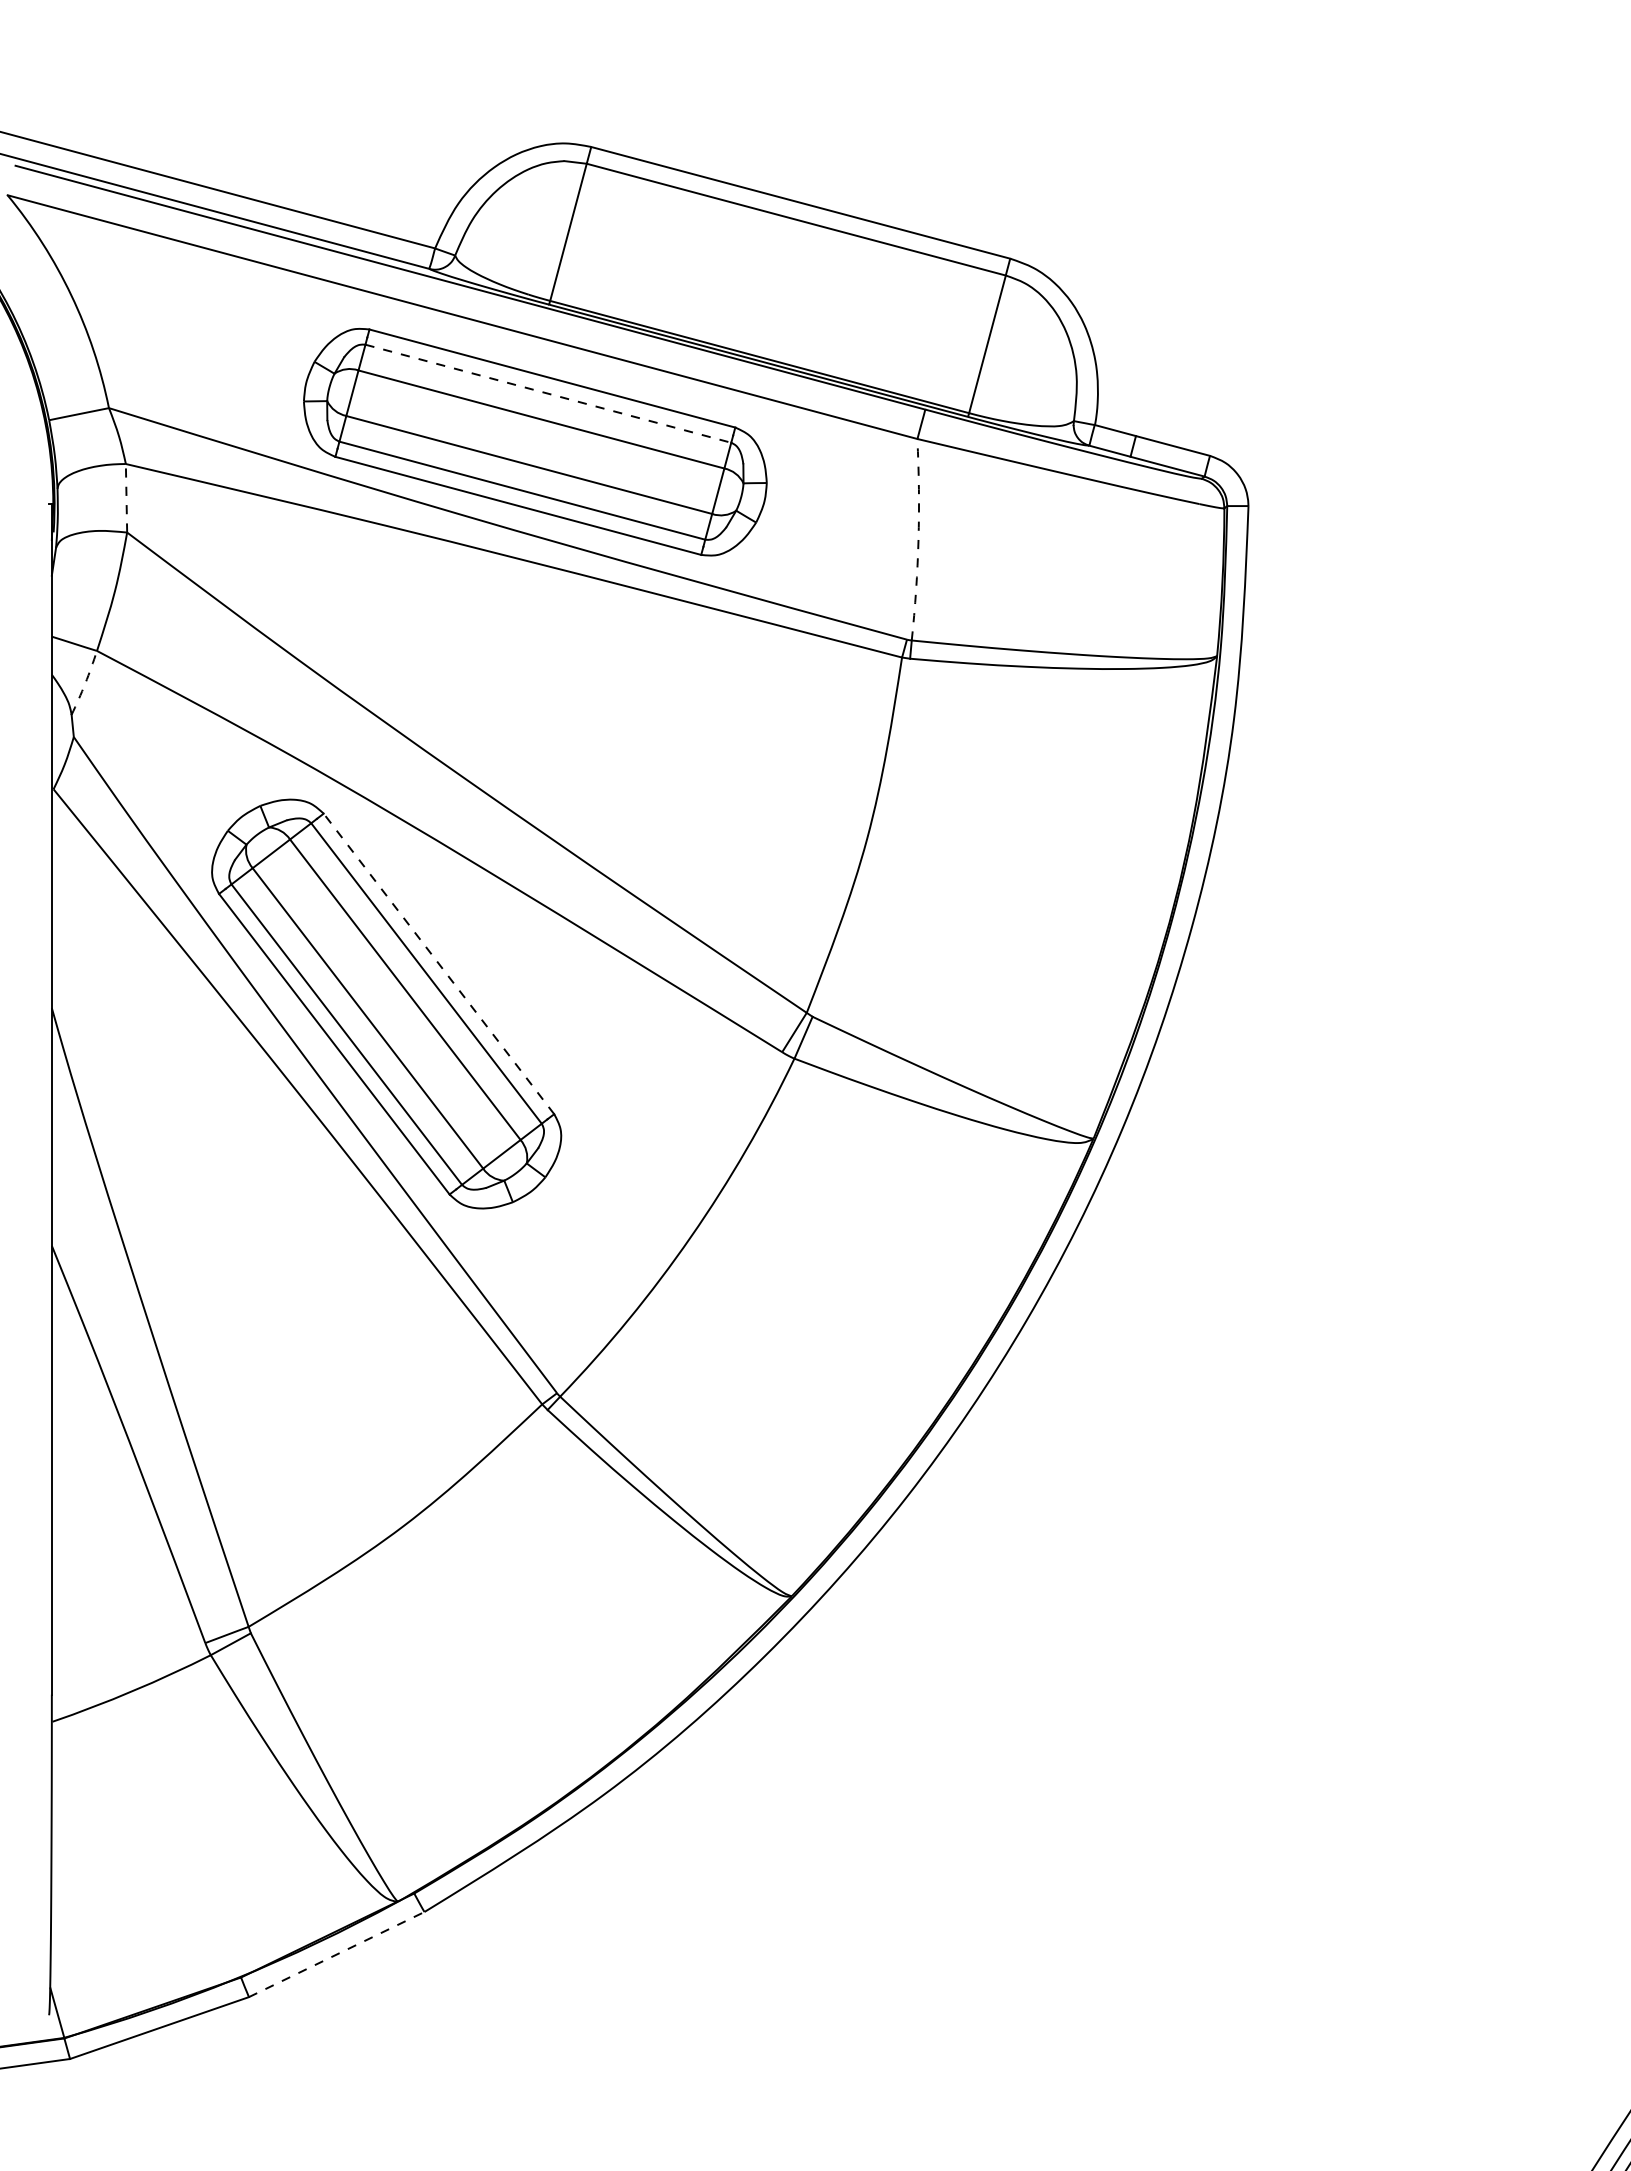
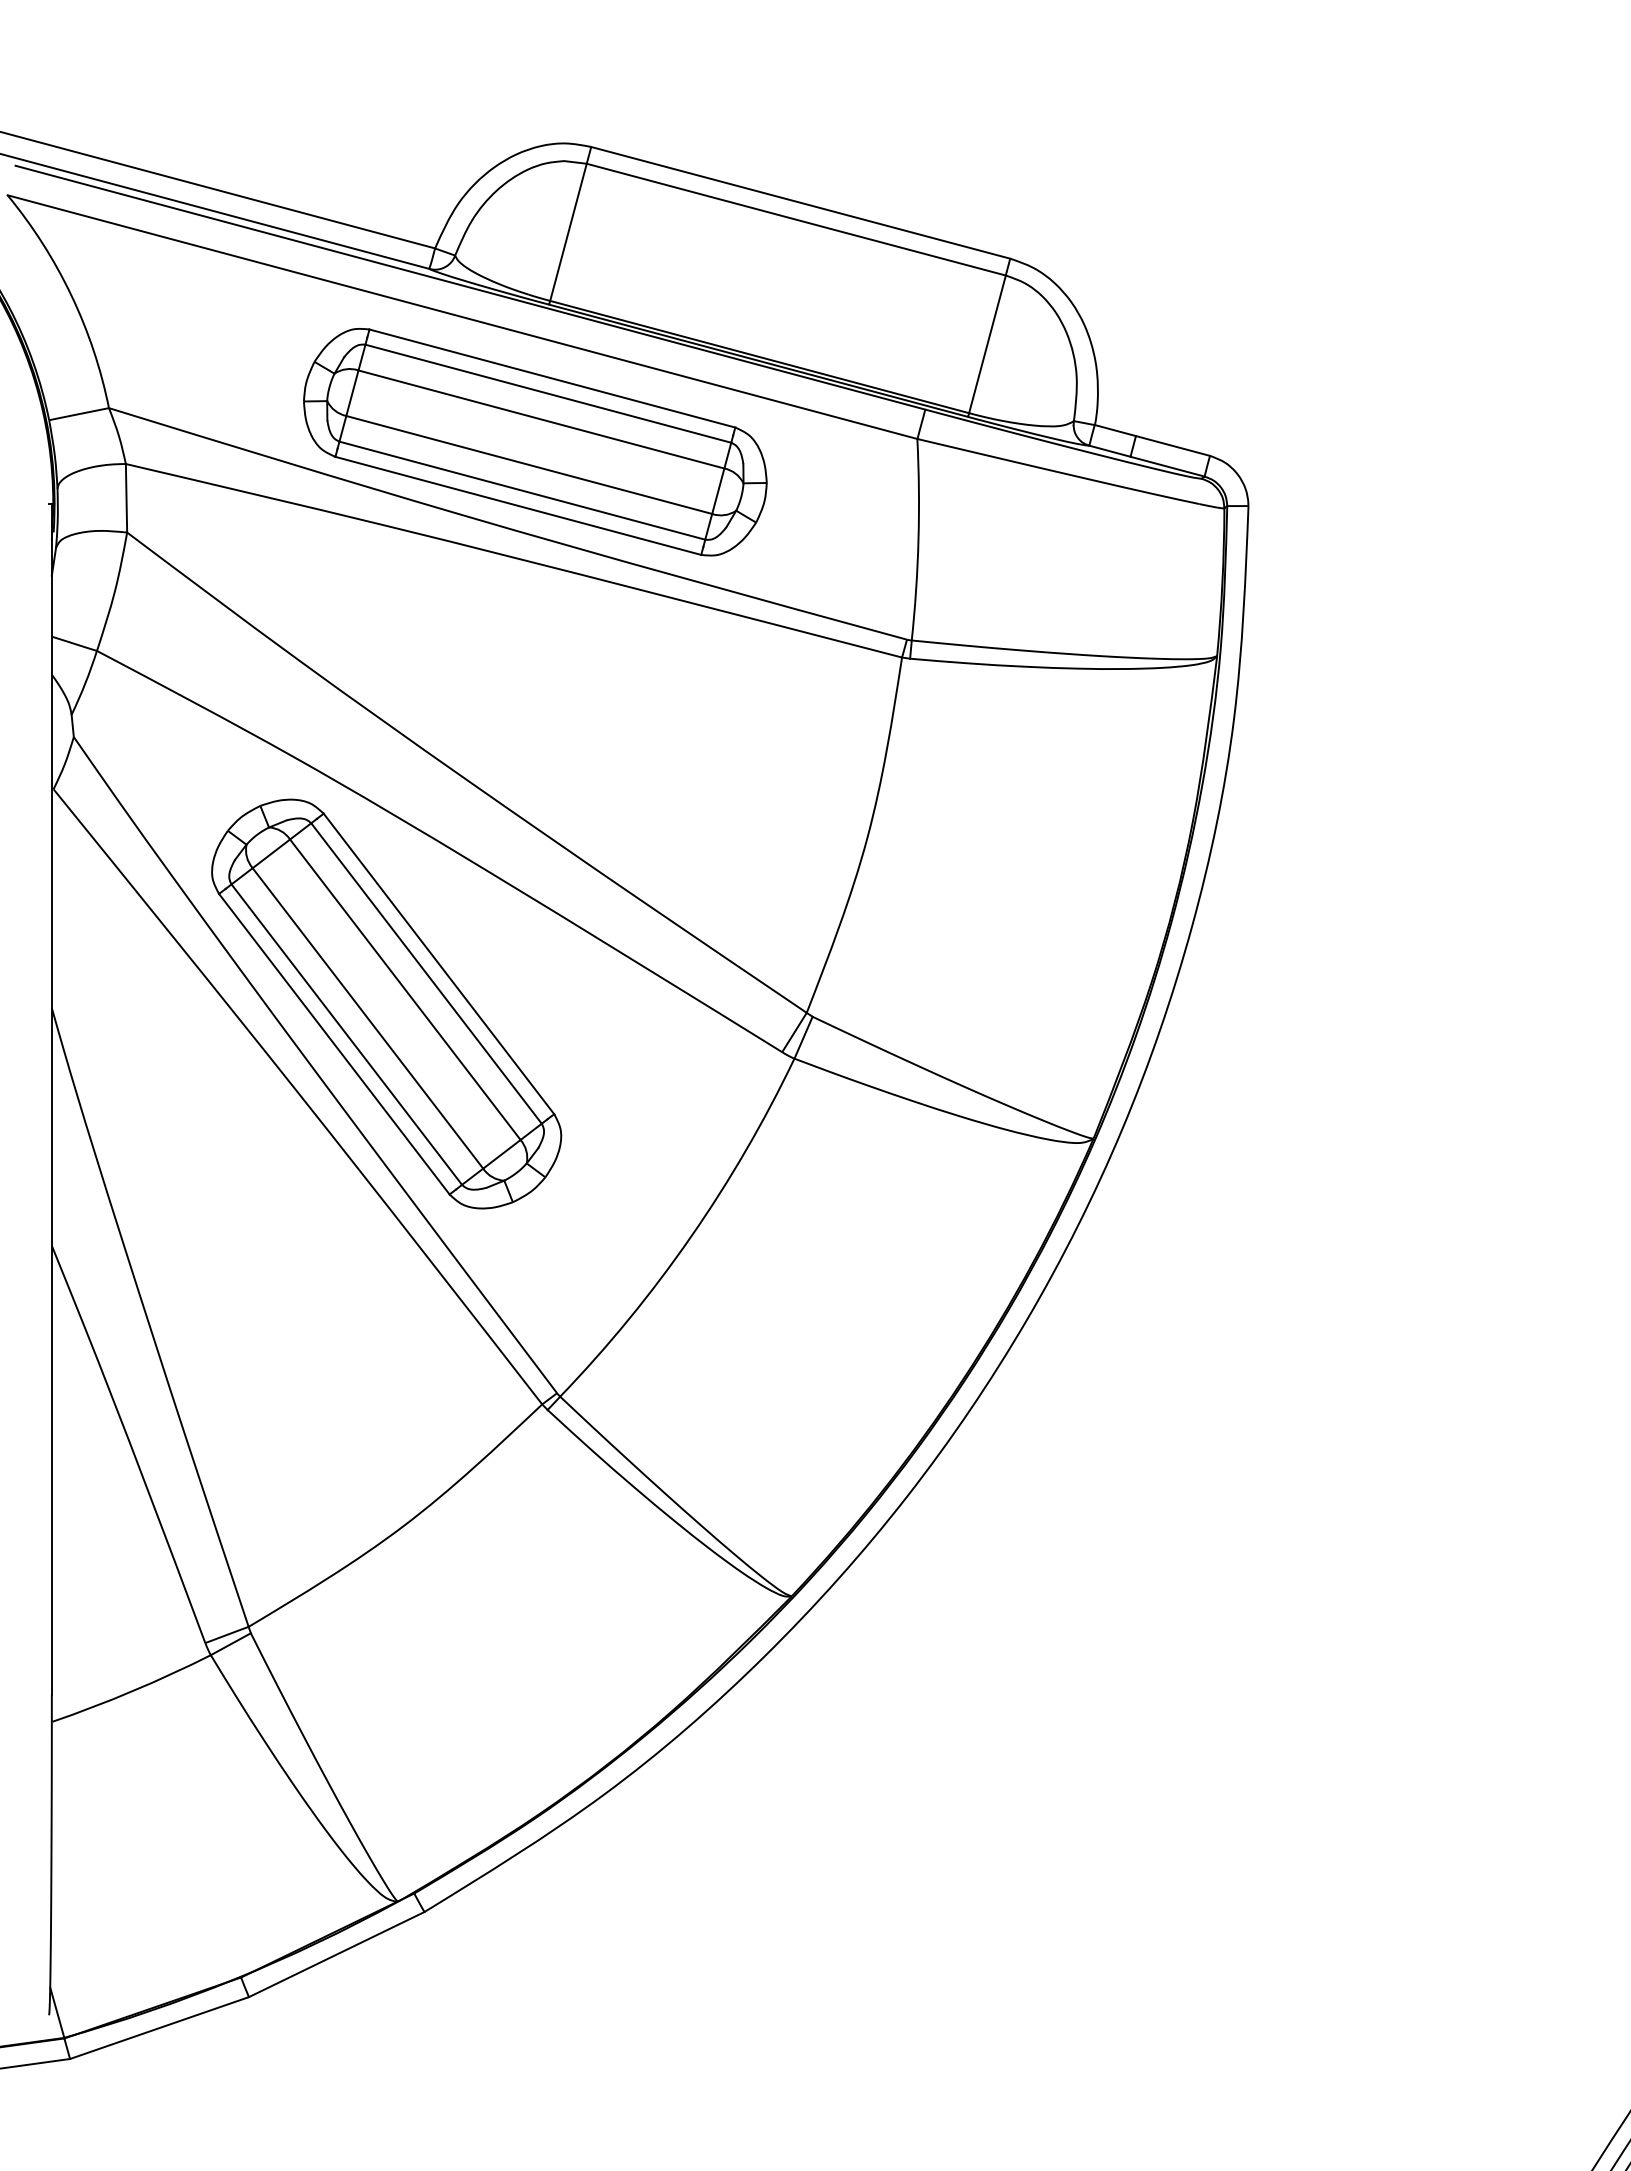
line: dashed -> solid (548, 393)
line: dashed -> solid (126, 497)
arc: dashed -> solid (918, 539)
arc: dashed -> solid (85, 683)
line: dashed -> solid (438, 963)
line: dashed -> solid (336, 1954)
